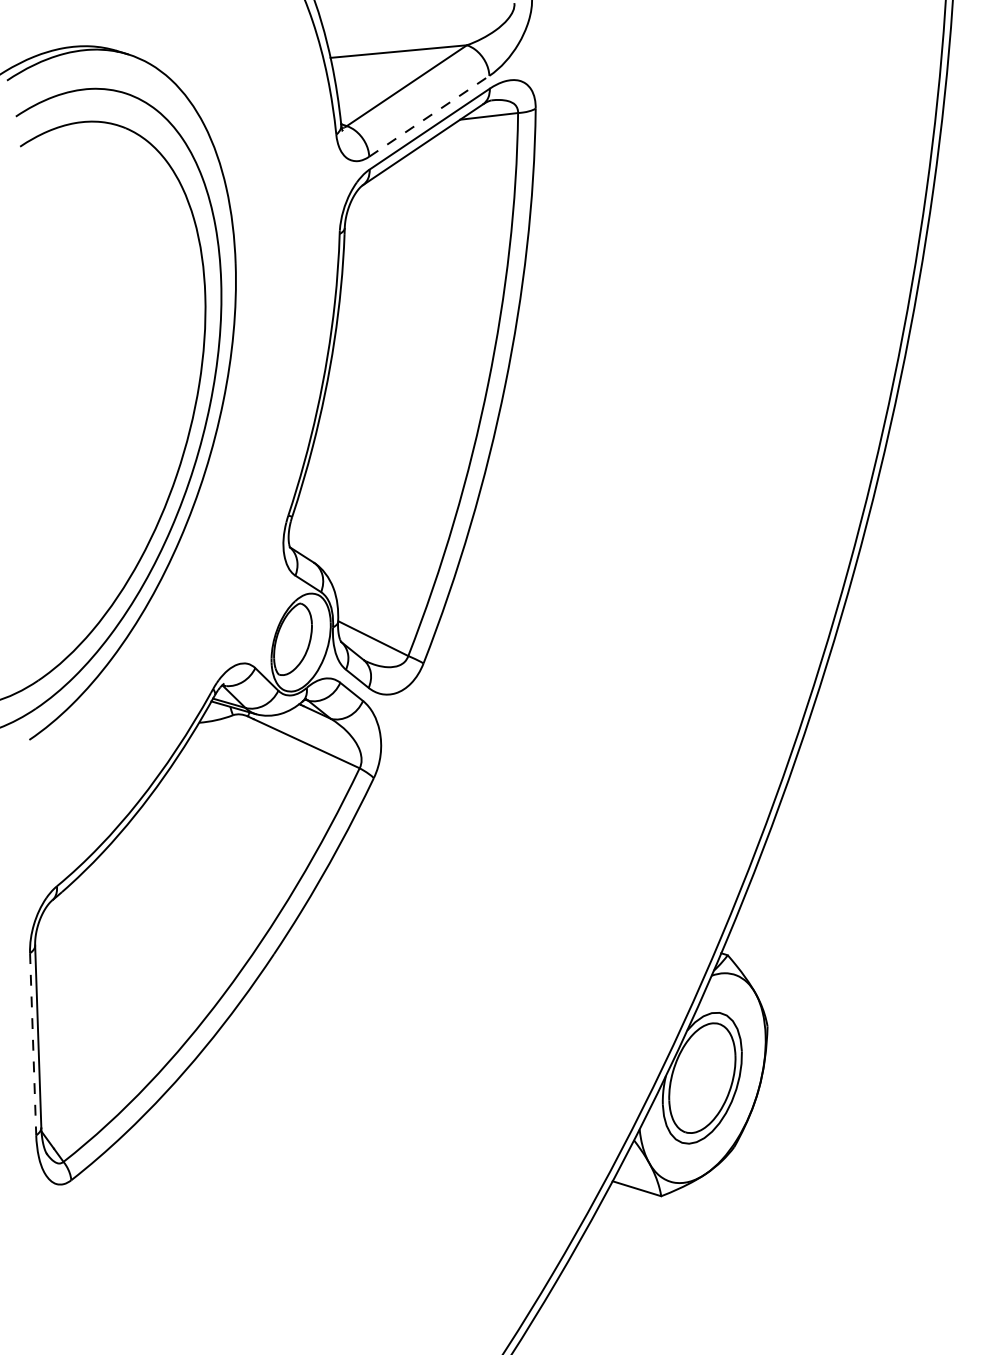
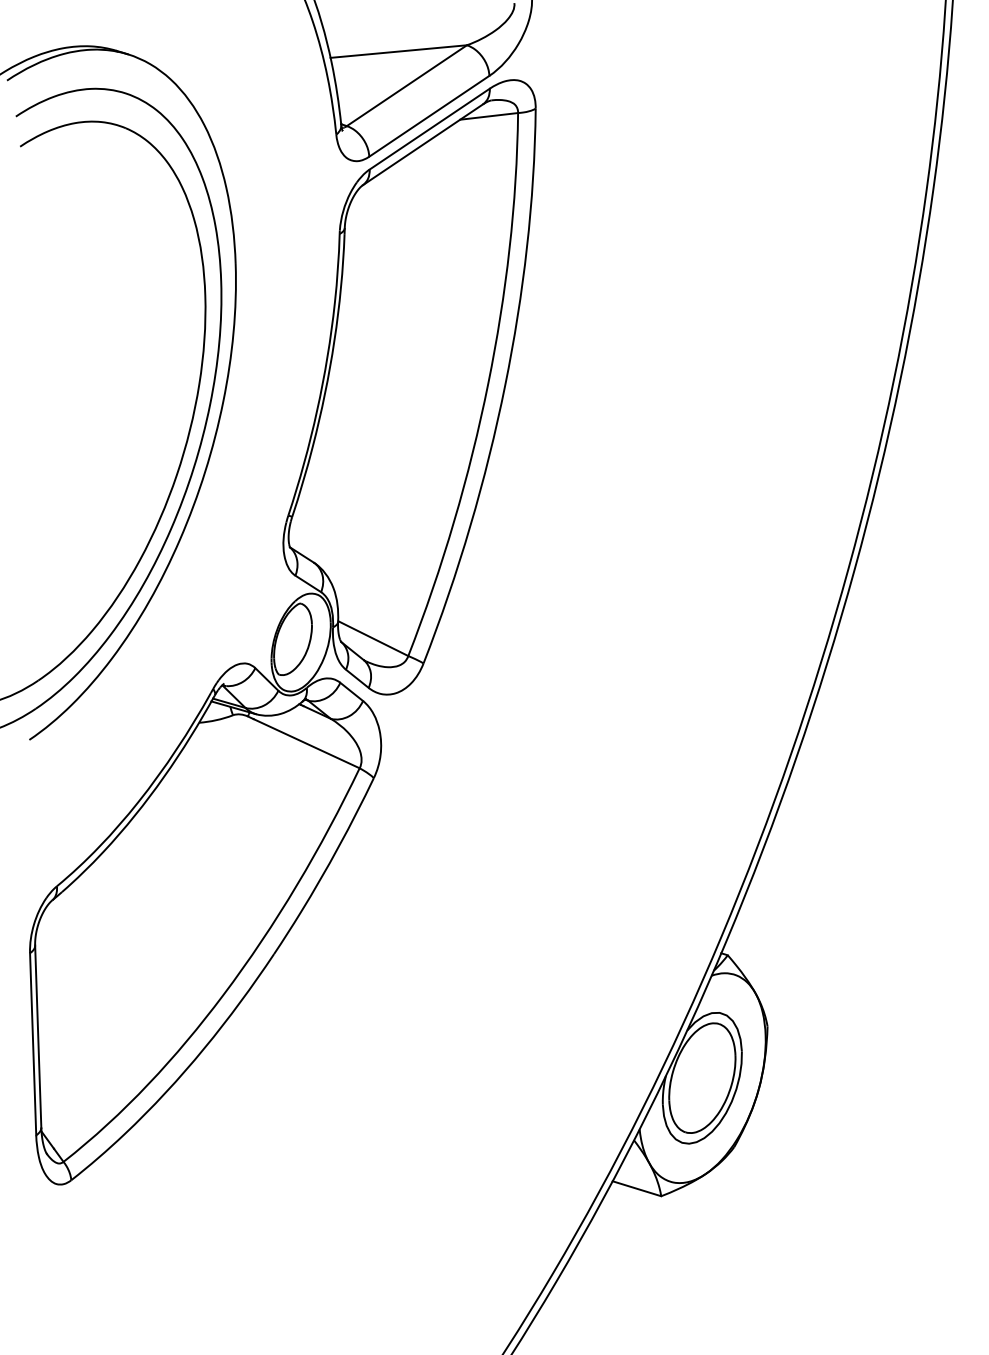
line: dashed -> solid (429, 116)
line: dashed -> solid (33, 1044)
